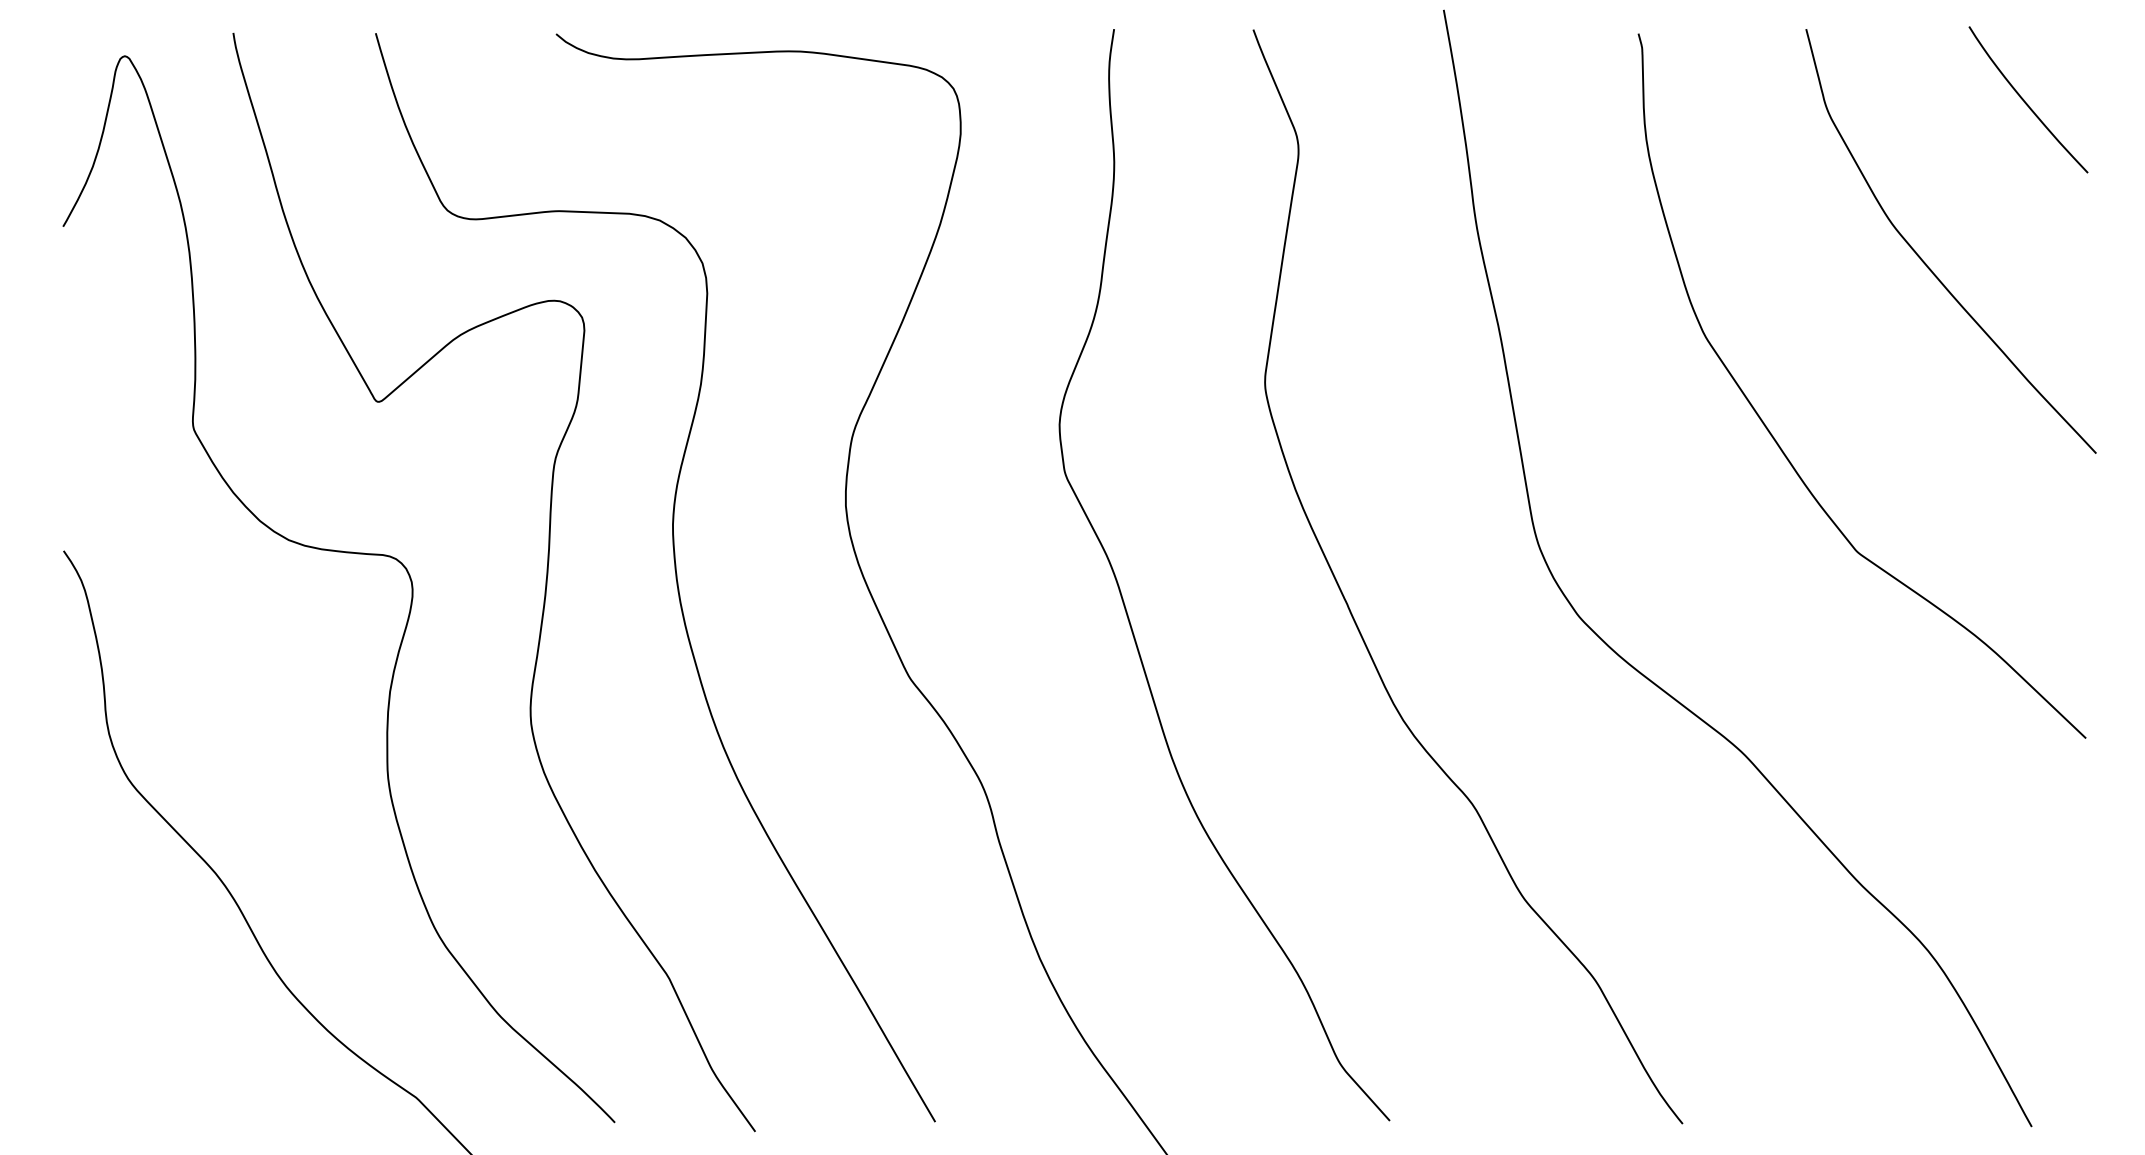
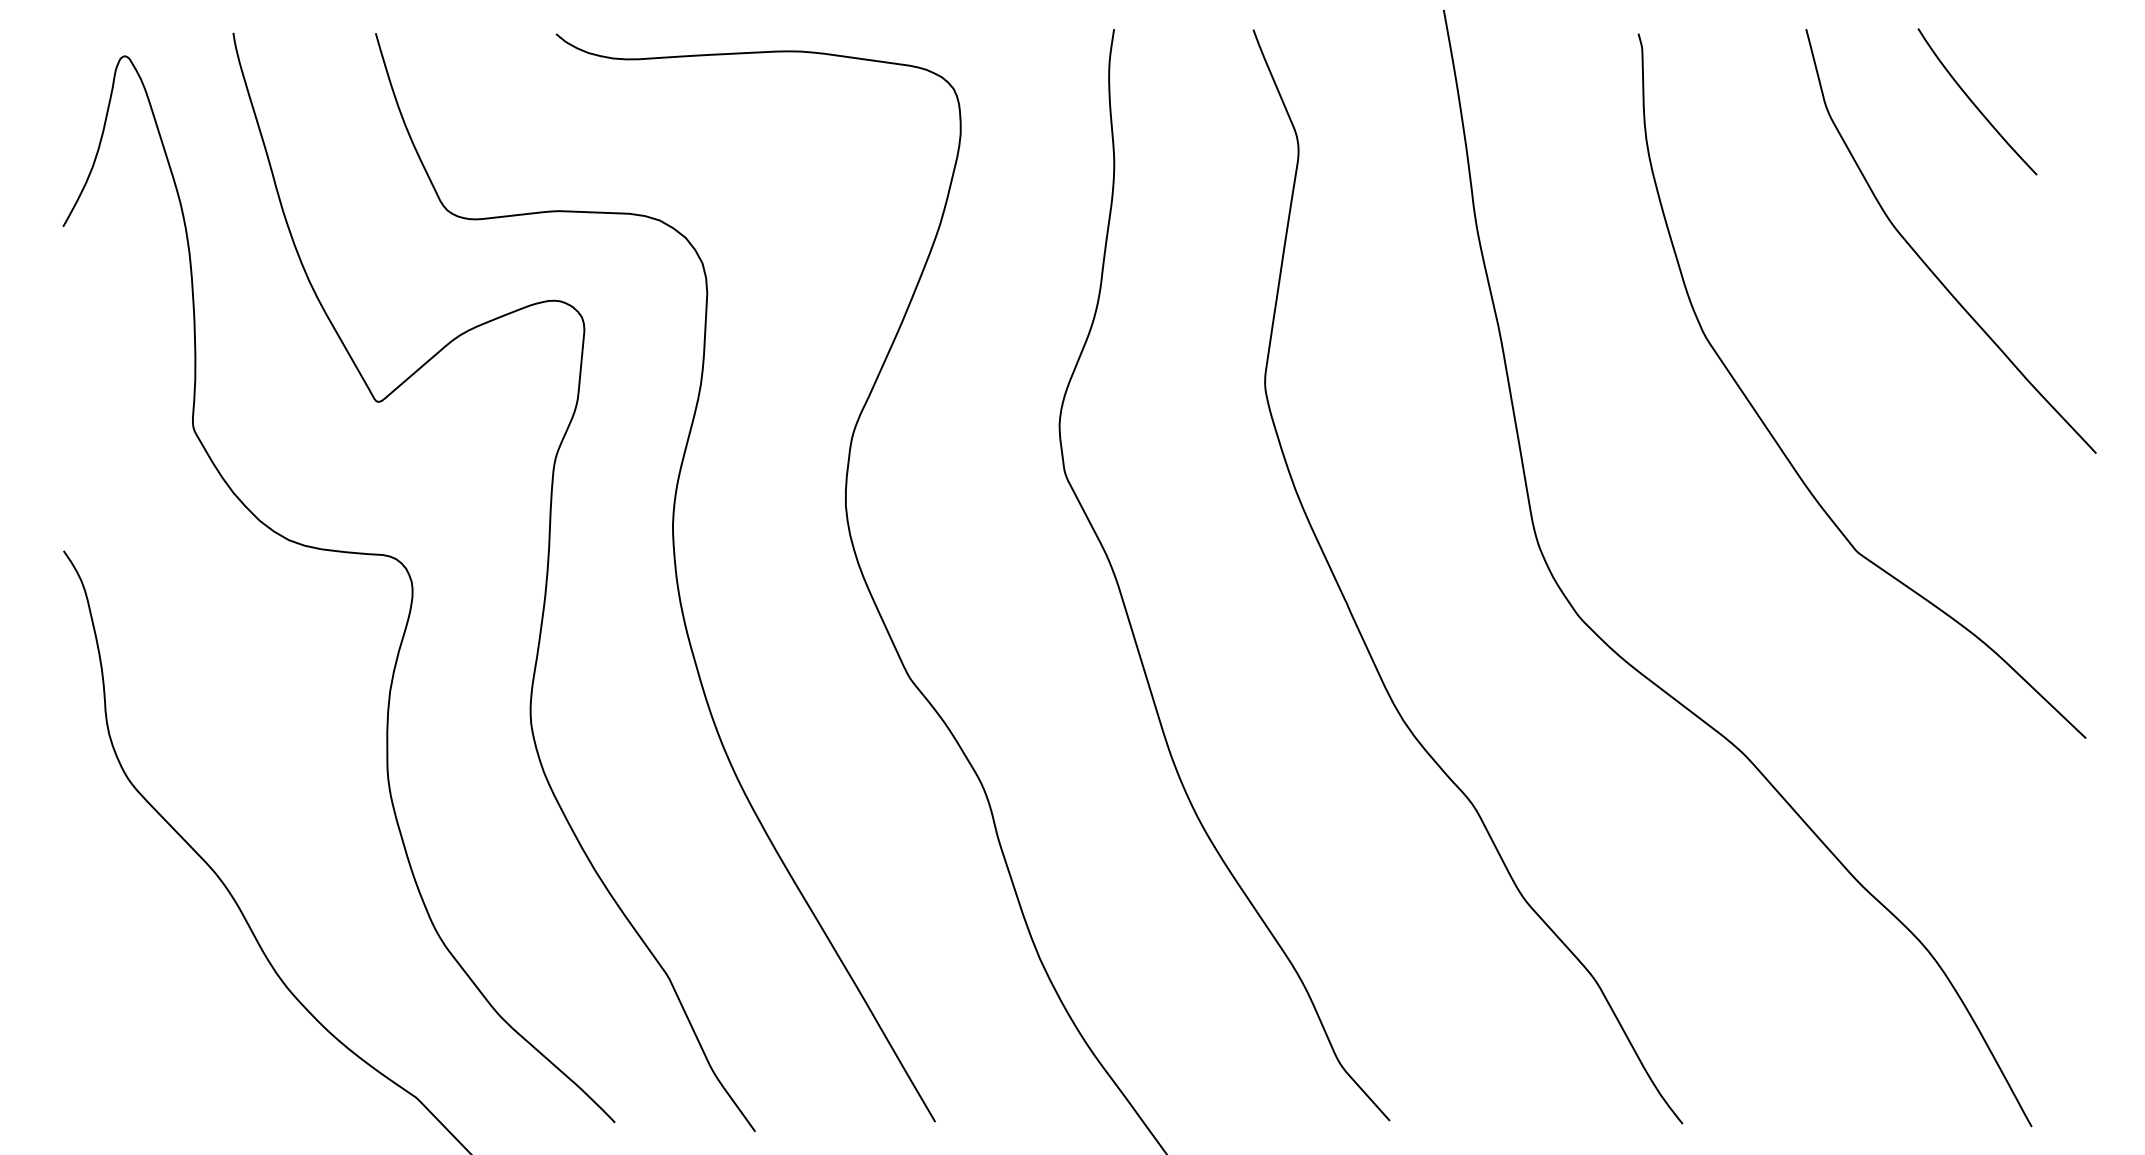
curve position: (2025, 101) -> (1974, 103) (1974, 103)
